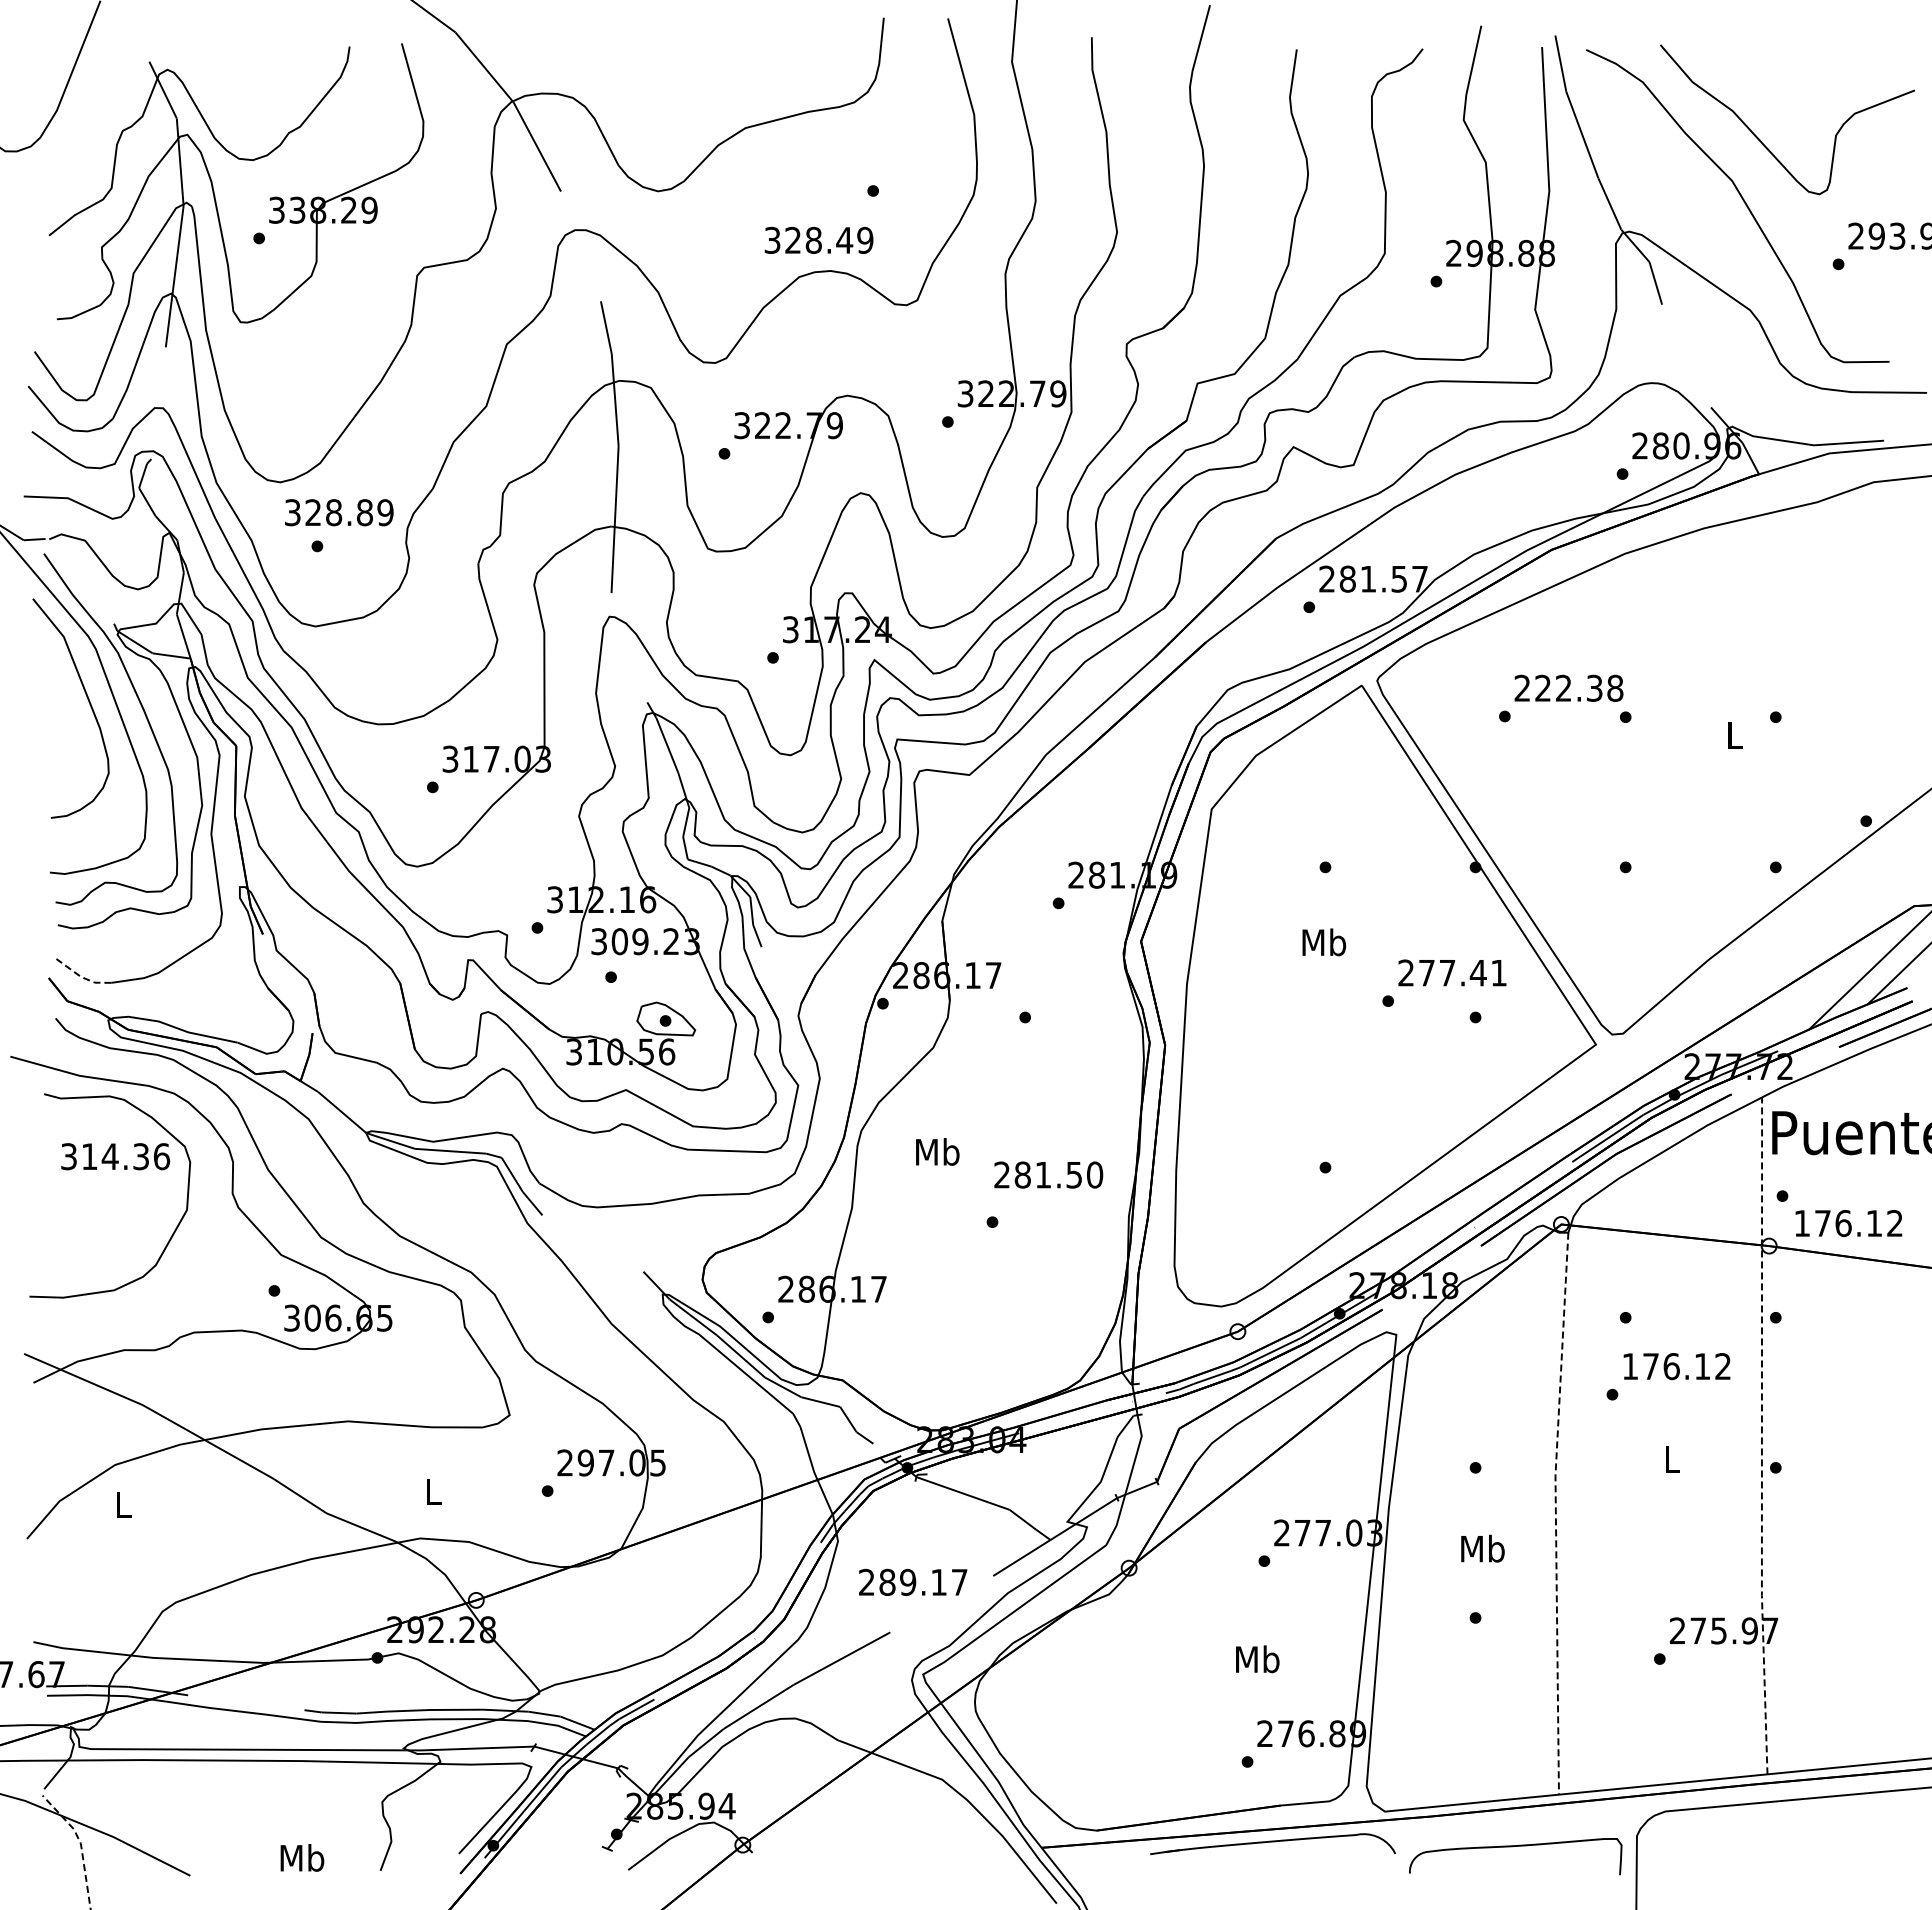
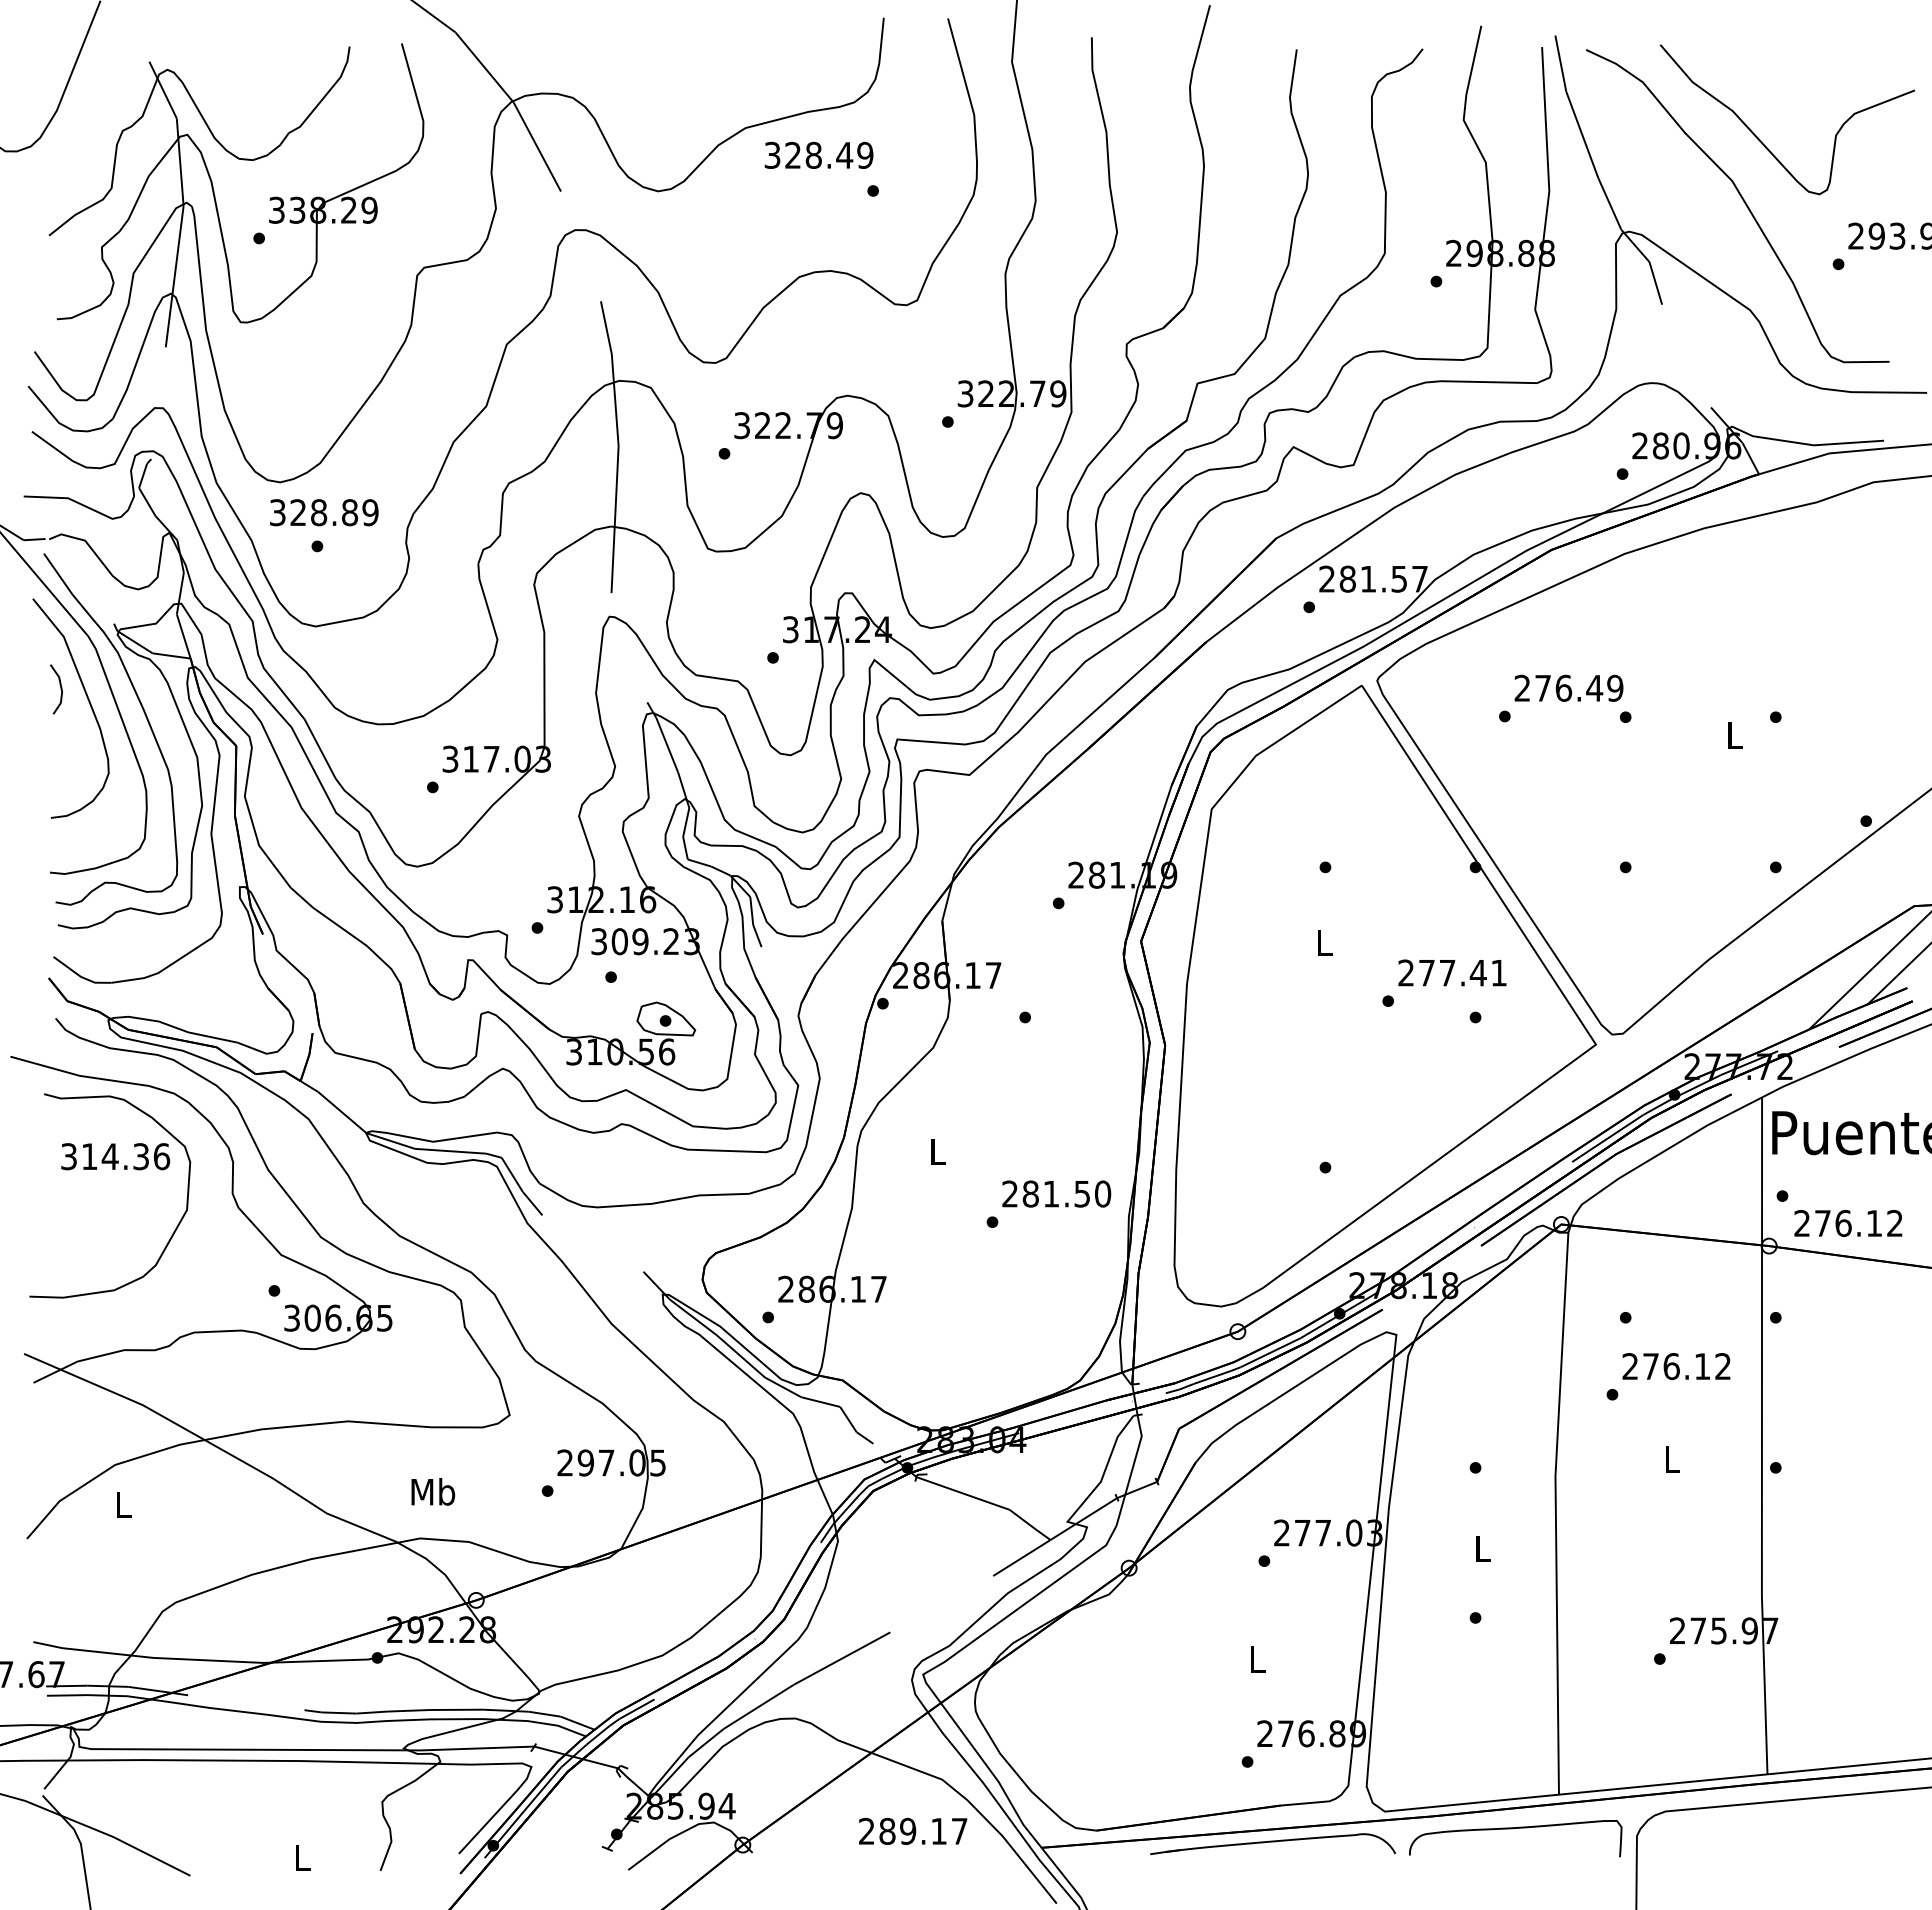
text position: (818, 239) -> (818, 154) (818, 154)
text position: (339, 512) -> (324, 512) (324, 512)
text: 222.38 -> 276.49 (1579, 687)
line: none -> present (60, 689)
text: Mb -> L (1324, 942)
line: dashed -> solid (81, 976)
text: Mb -> L (937, 1151)
text position: (1048, 1174) -> (1056, 1193) (1056, 1193)
text: 176.12 -> 276.12 (1801, 1222)
text: 176.12 -> 276.12 (1629, 1366)
line: dashed -> solid (1761, 1435)
text: L -> Mb (433, 1491)
line: dashed -> solid (1555, 1513)
text: Mb -> L (1482, 1548)
text position: (913, 1581) -> (913, 1830) (913, 1830)
text: Mb -> L (1257, 1659)
line: dashed -> solid (80, 1843)
curve position: (1512, 1847) -> (1512, 1829) (1512, 1829)
text: Mb -> L (302, 1857)
